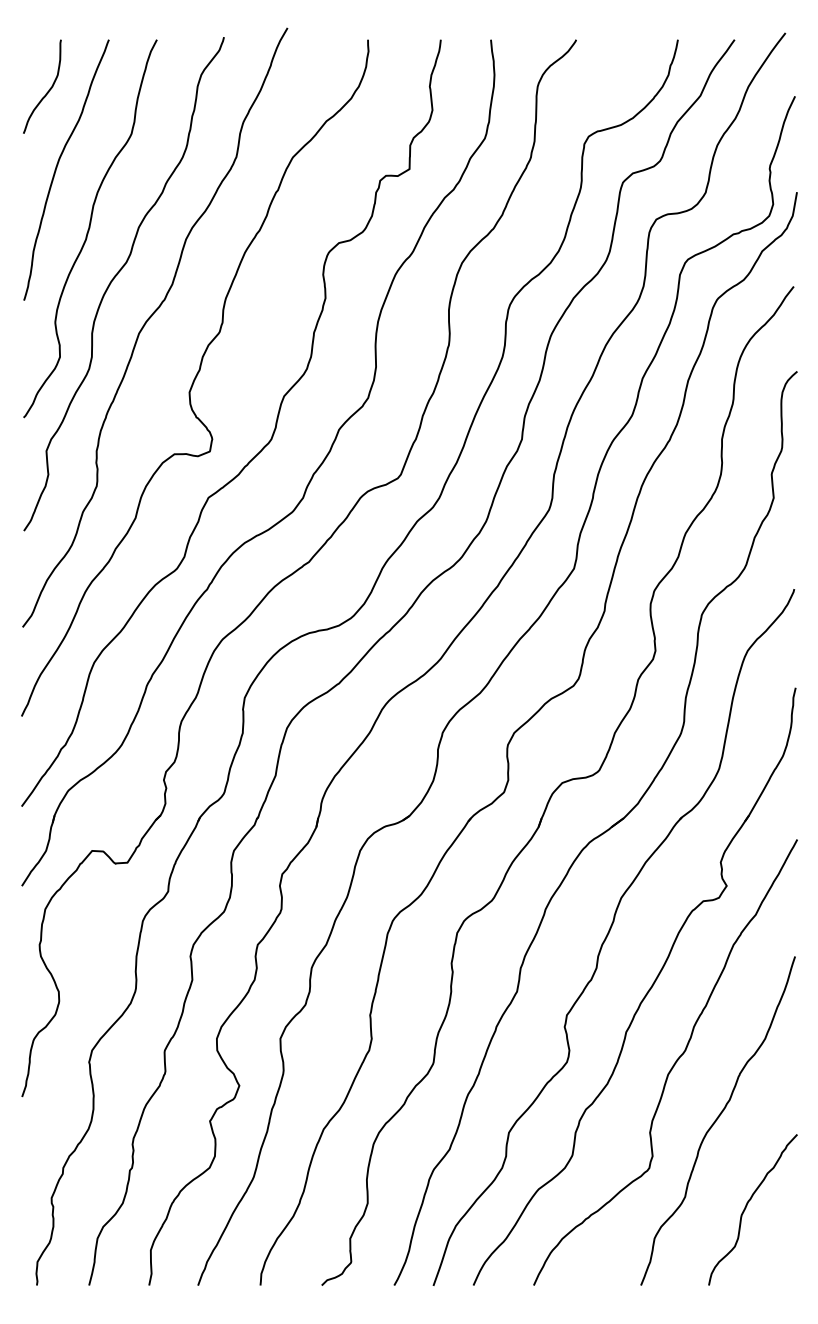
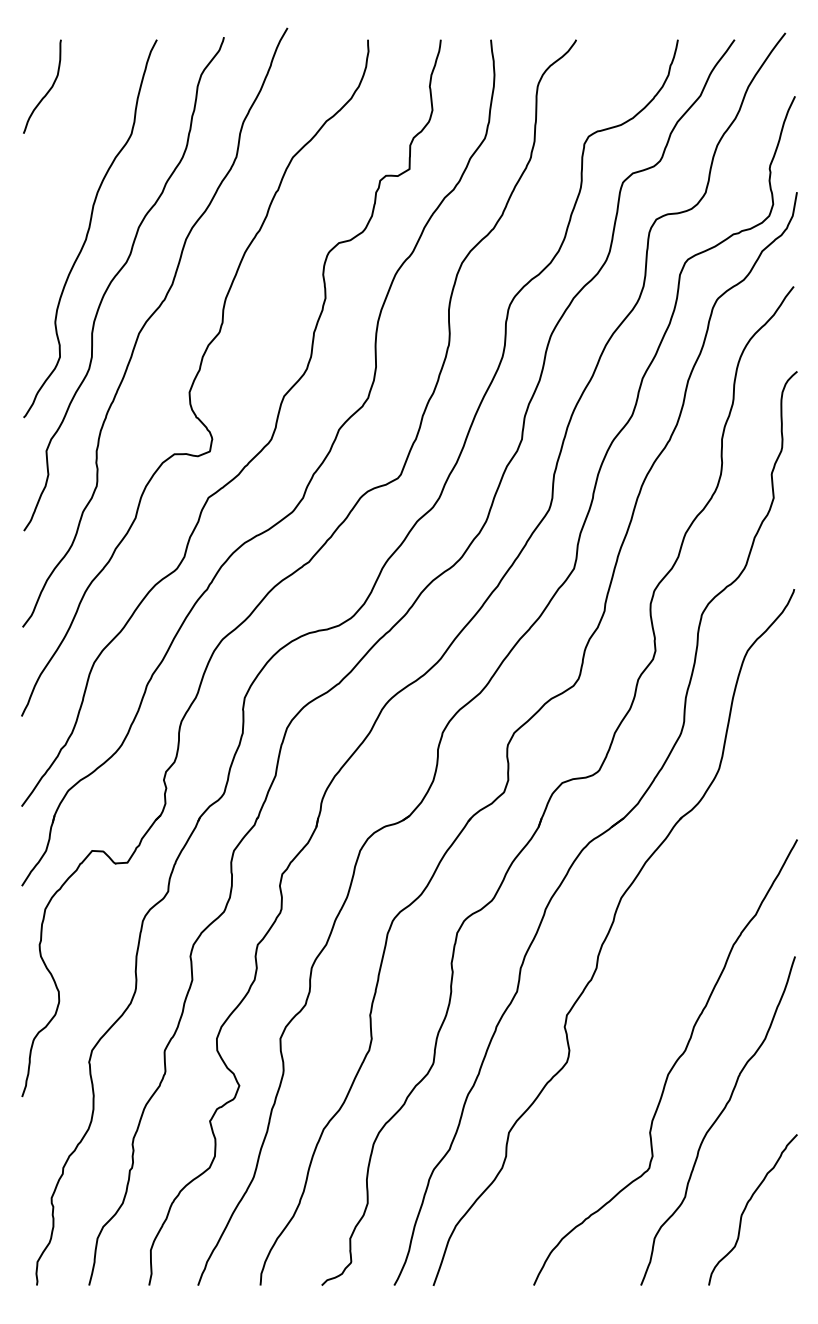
curve: present -> none (58, 165)
part: present -> none (646, 992)
